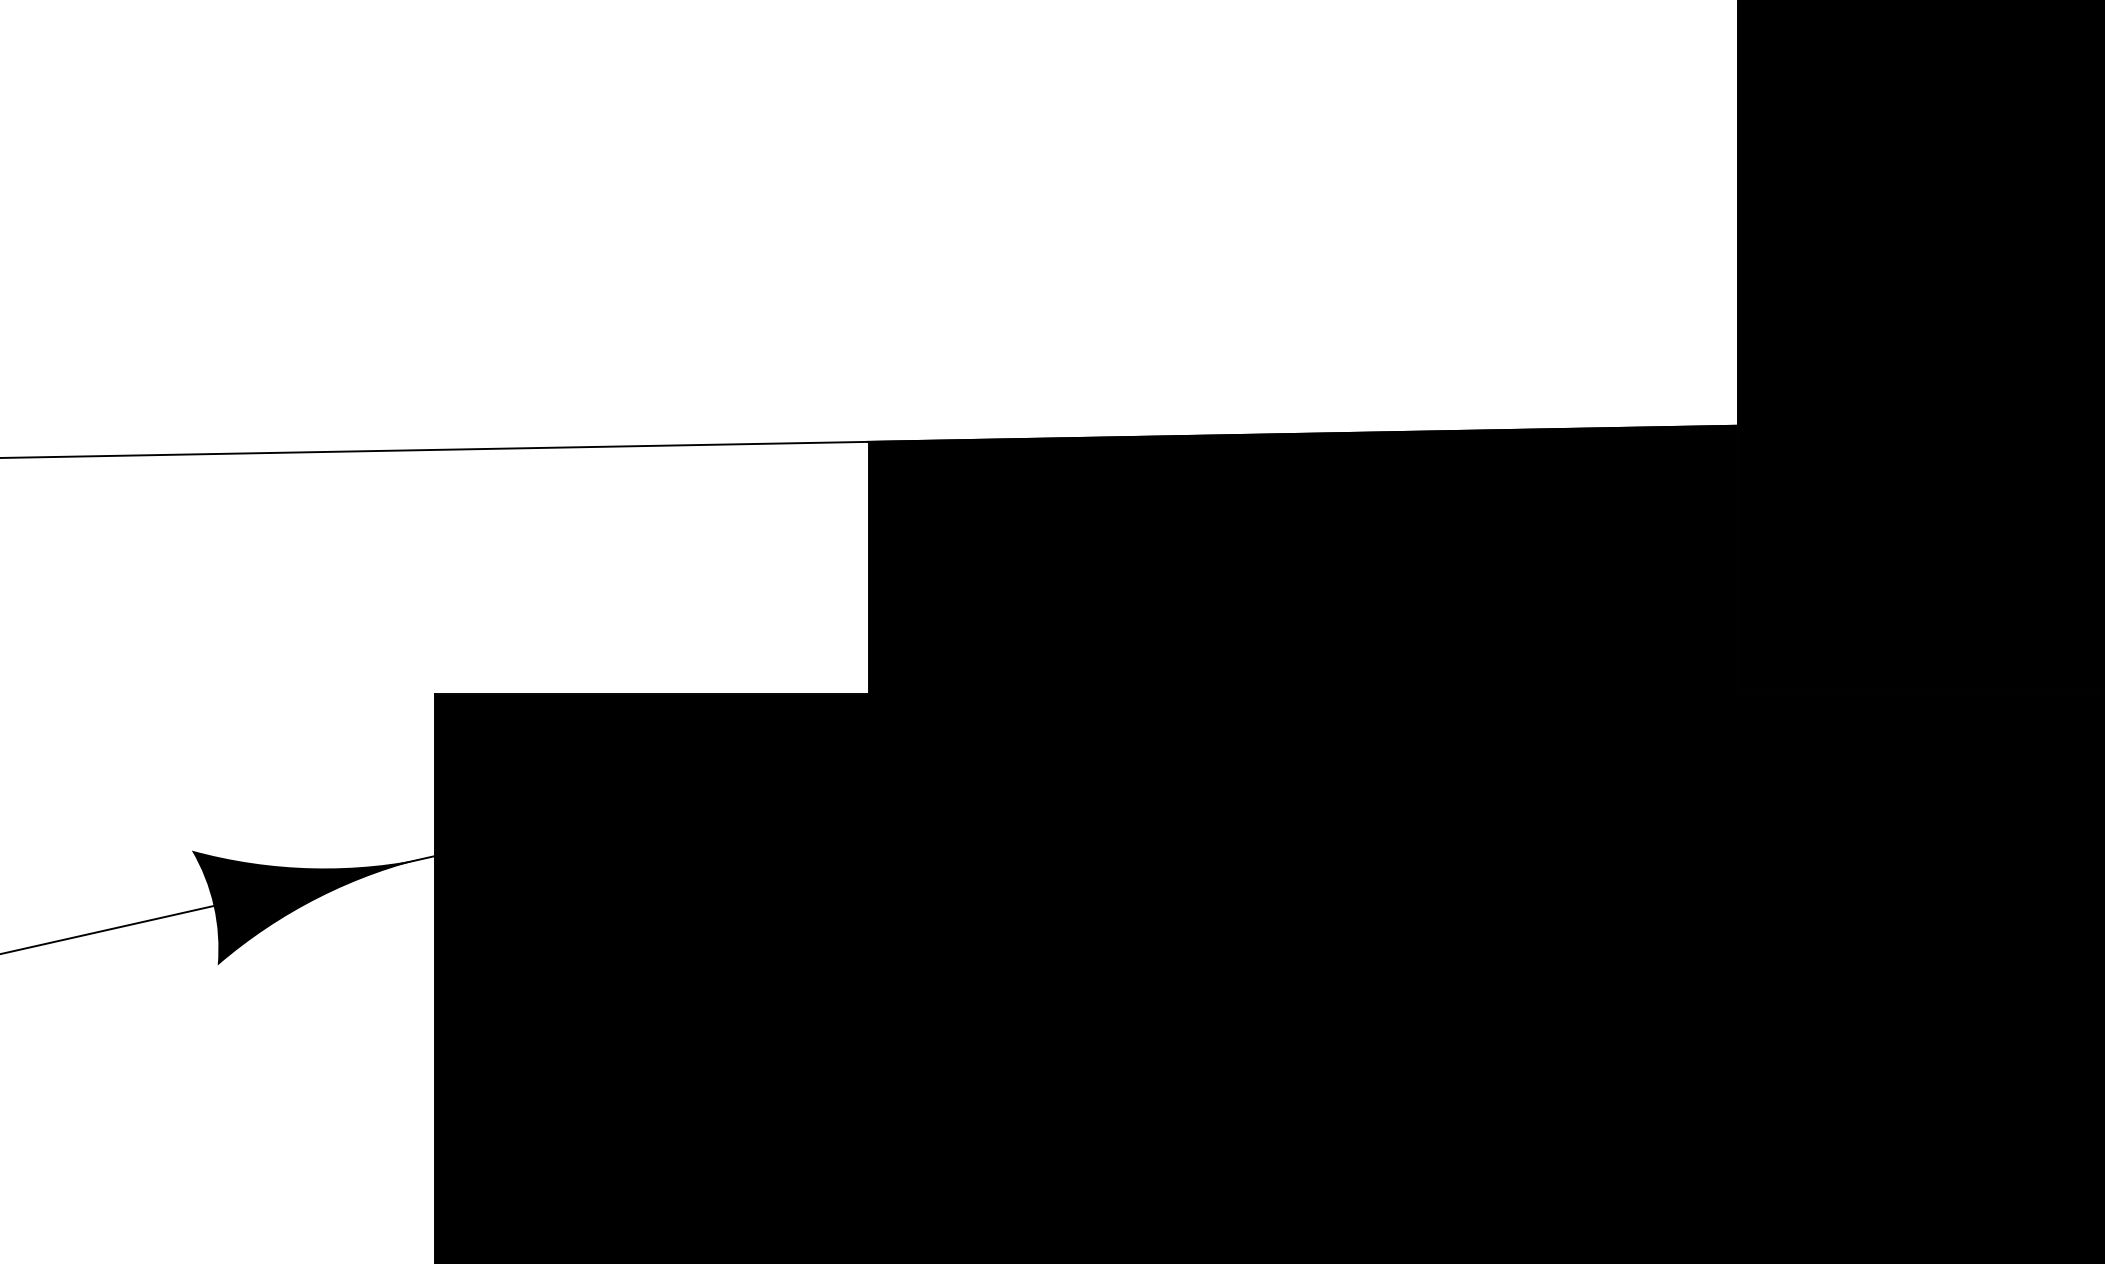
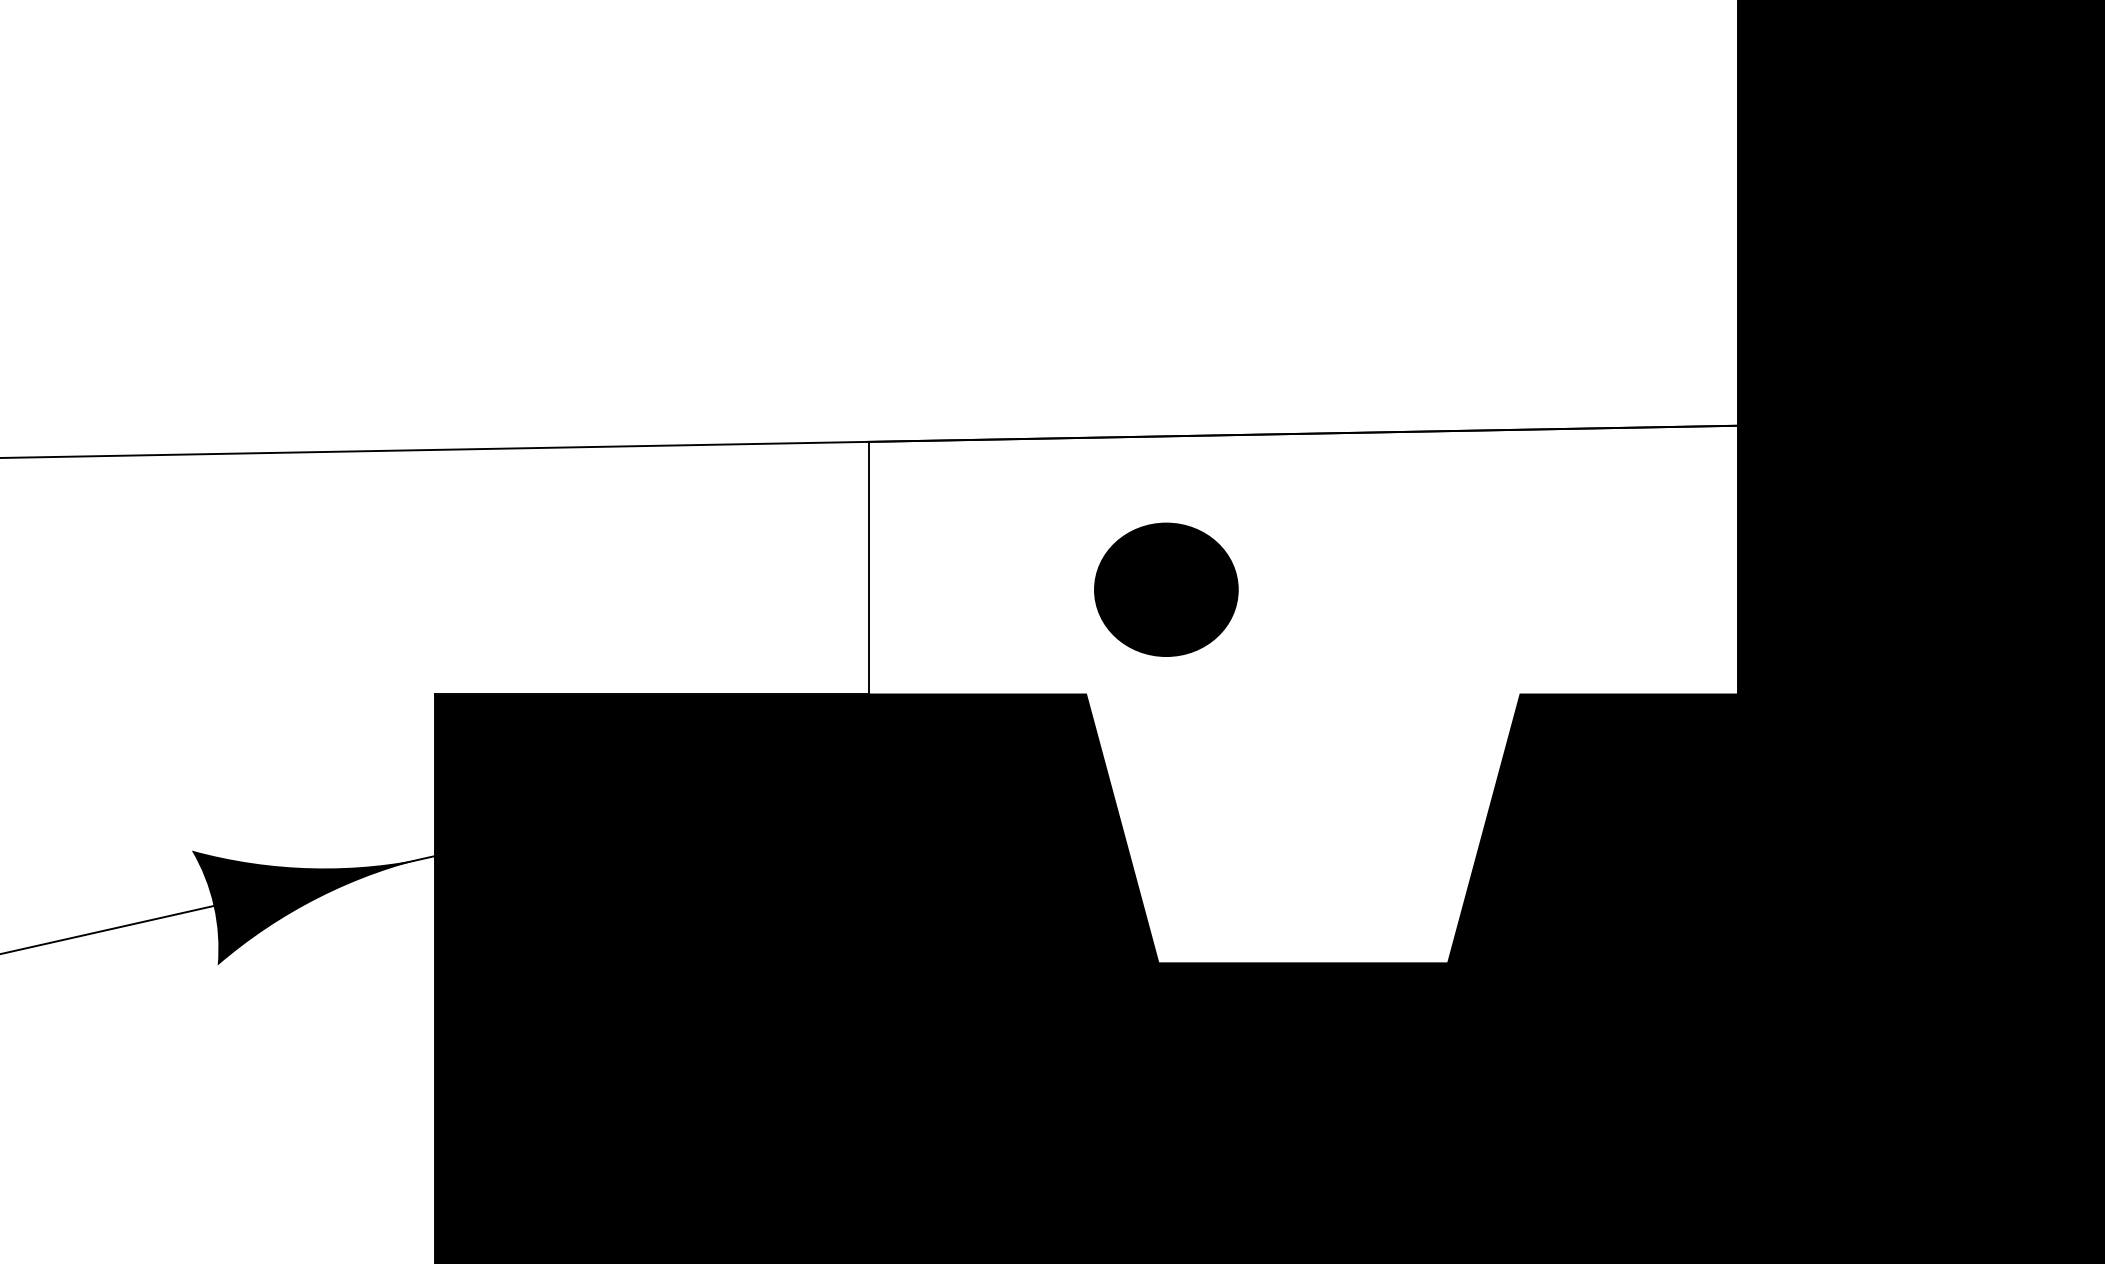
fill: present -> none (1303, 694)
